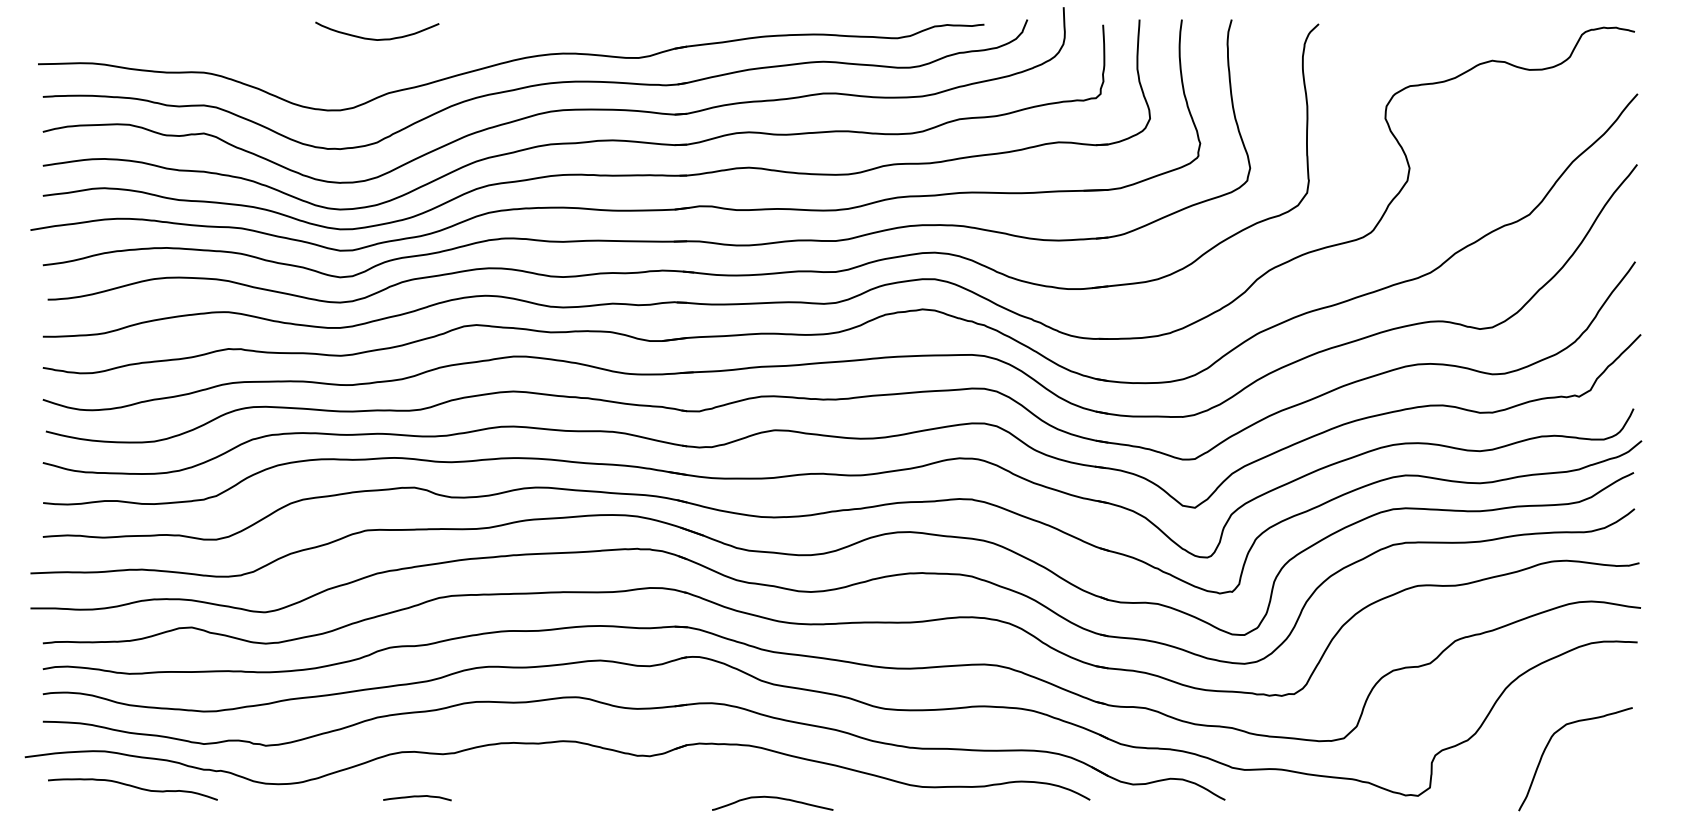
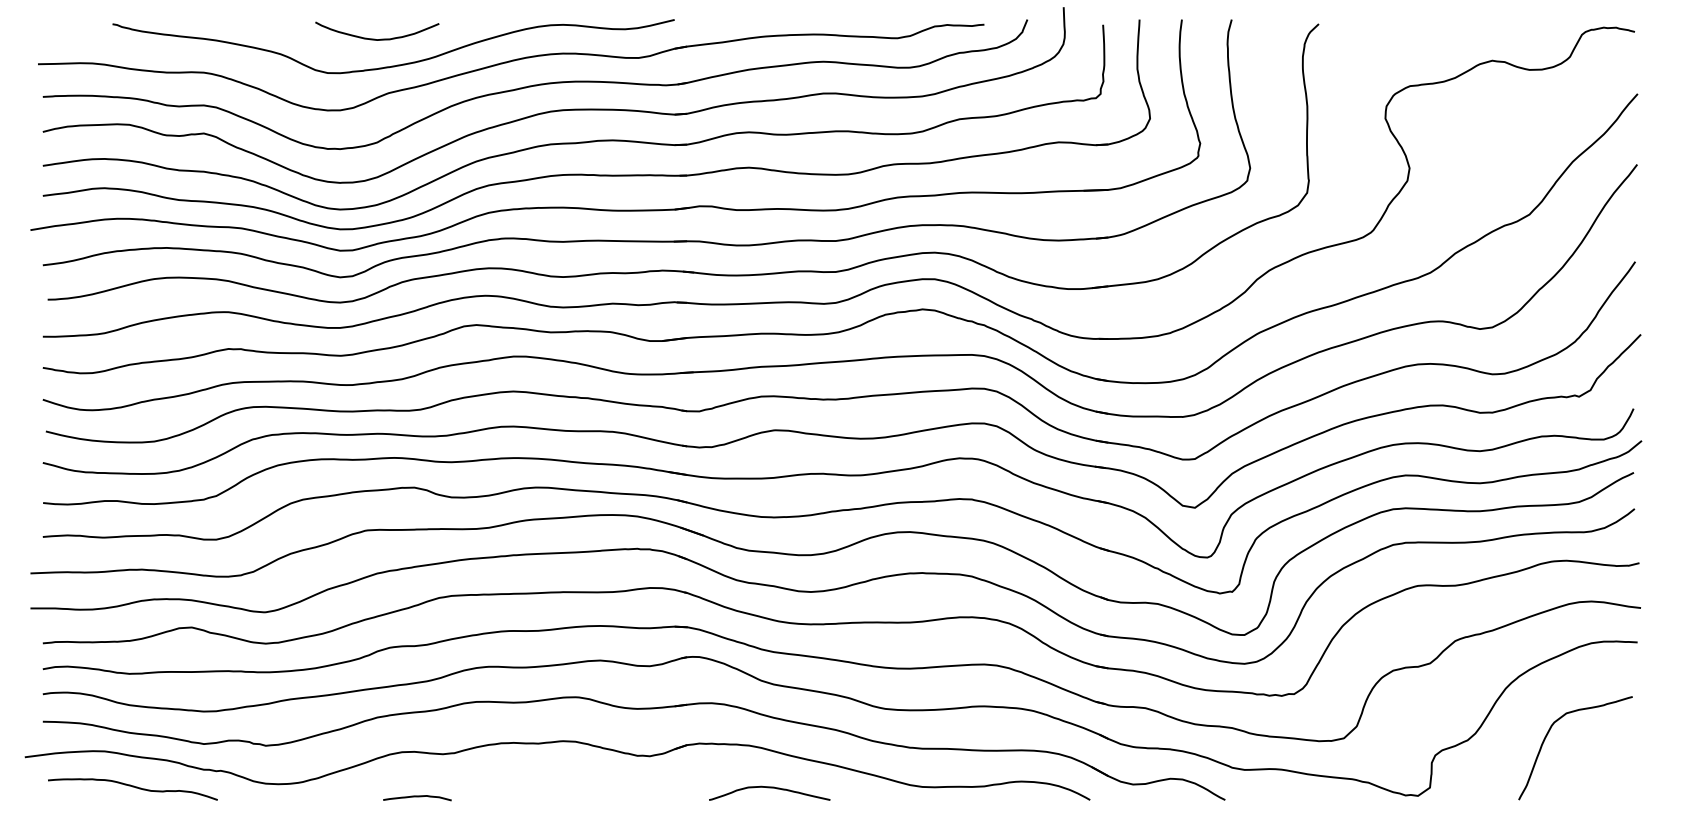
curve: none -> present (397, 64)
curve position: (1548, 745) -> (1548, 734) (1548, 734)
curve position: (772, 798) -> (769, 788) (769, 788)
